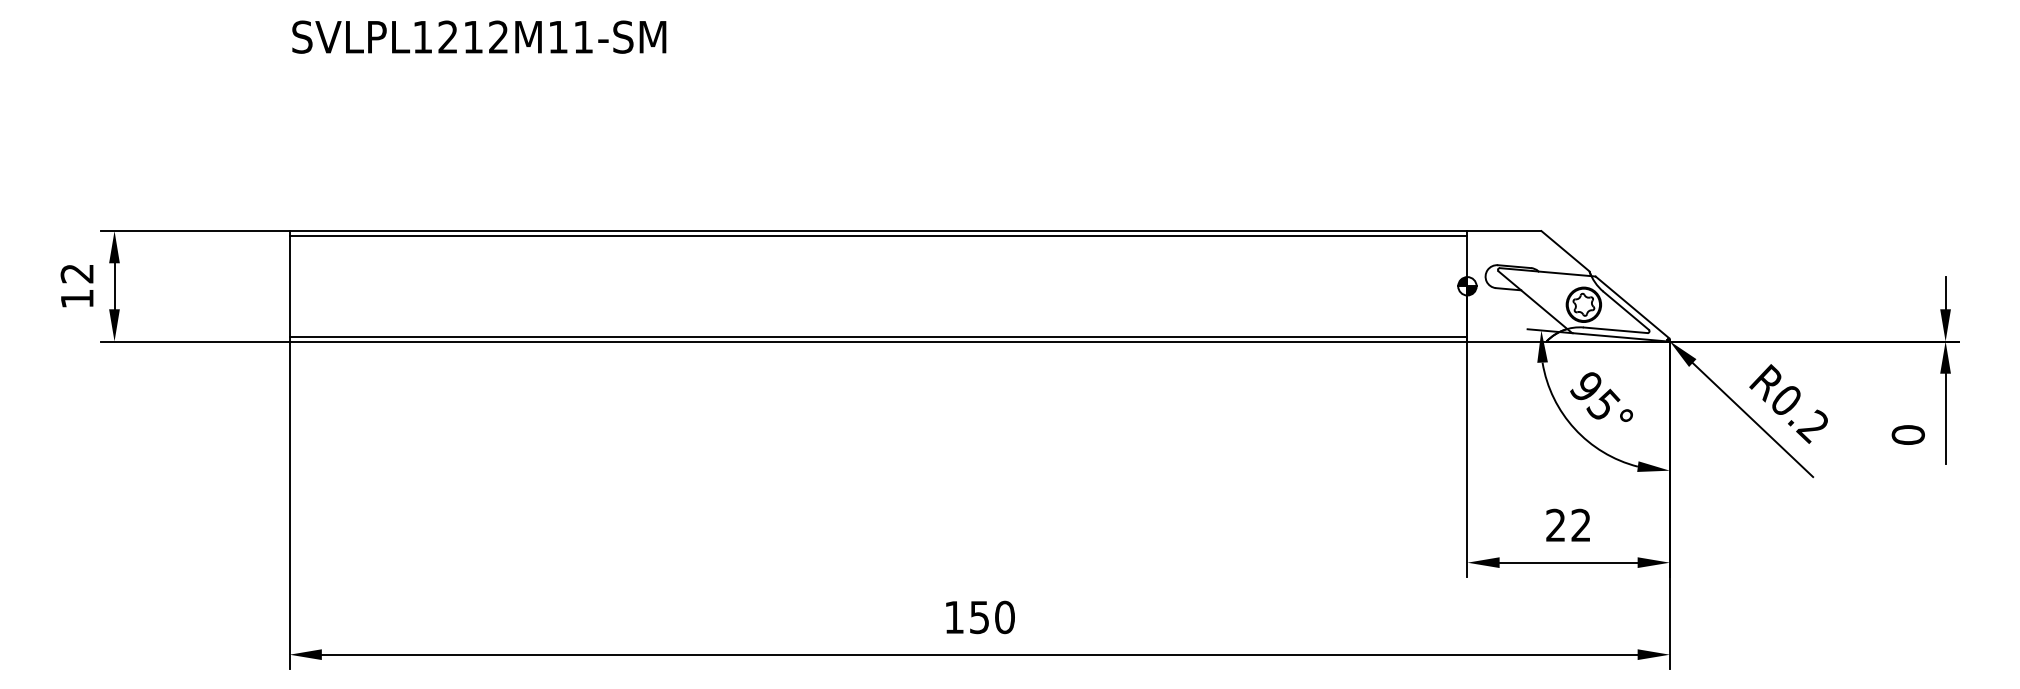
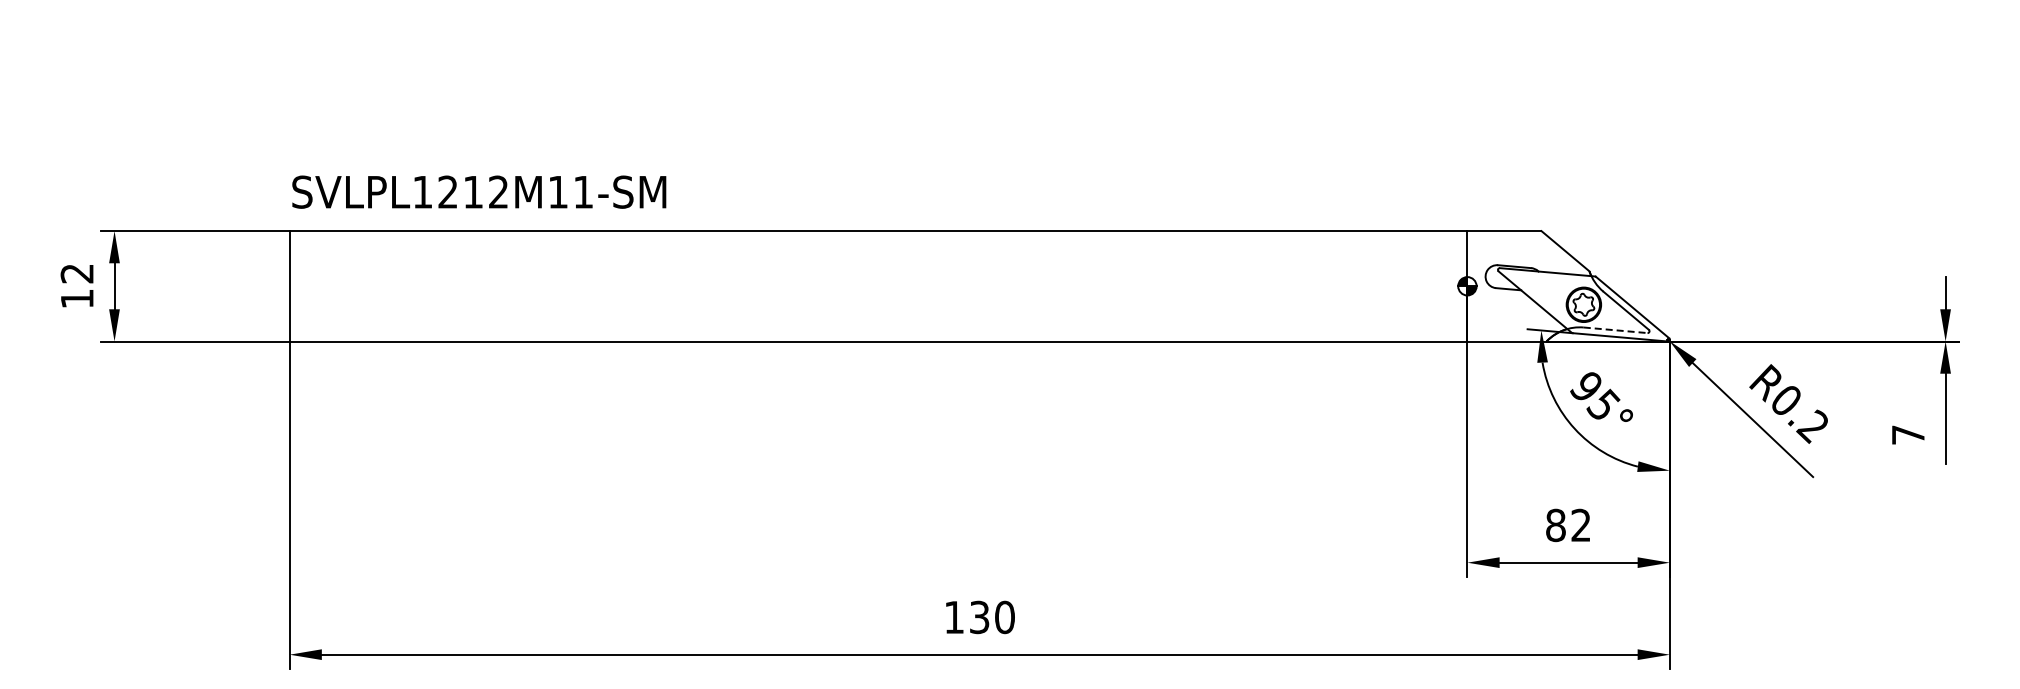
text position: (479, 36) -> (479, 191) (479, 191)
line: present -> none (878, 235)
line: solid -> dashed (1616, 330)
line: present -> none (878, 336)
text: 0 -> 7 (1907, 434)
text: 22 -> 82 (1555, 525)
text: 150 -> 130 (979, 616)
